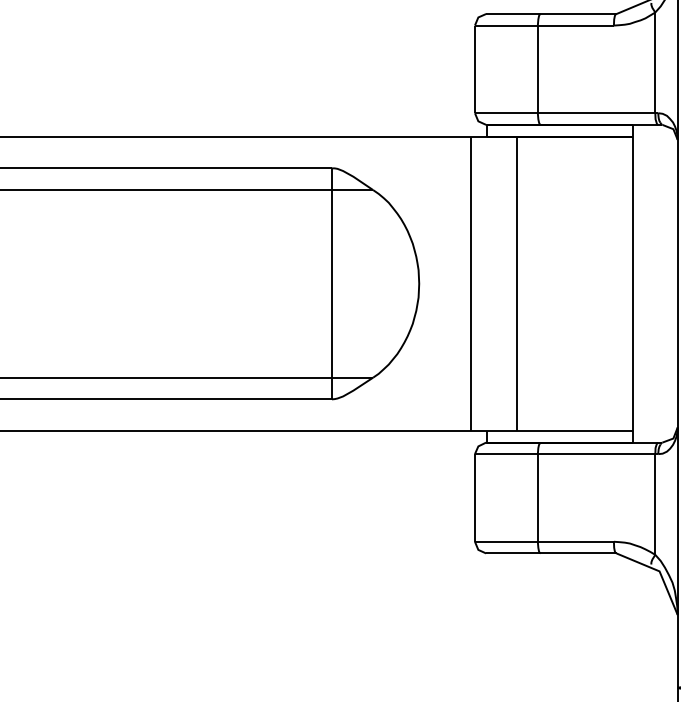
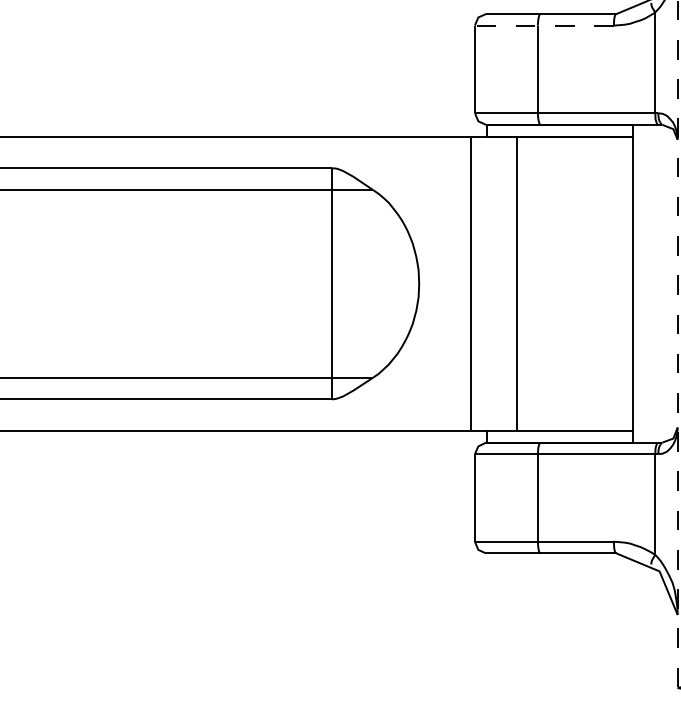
line: solid -> dashed (543, 25)
line: solid -> dashed (677, 351)
